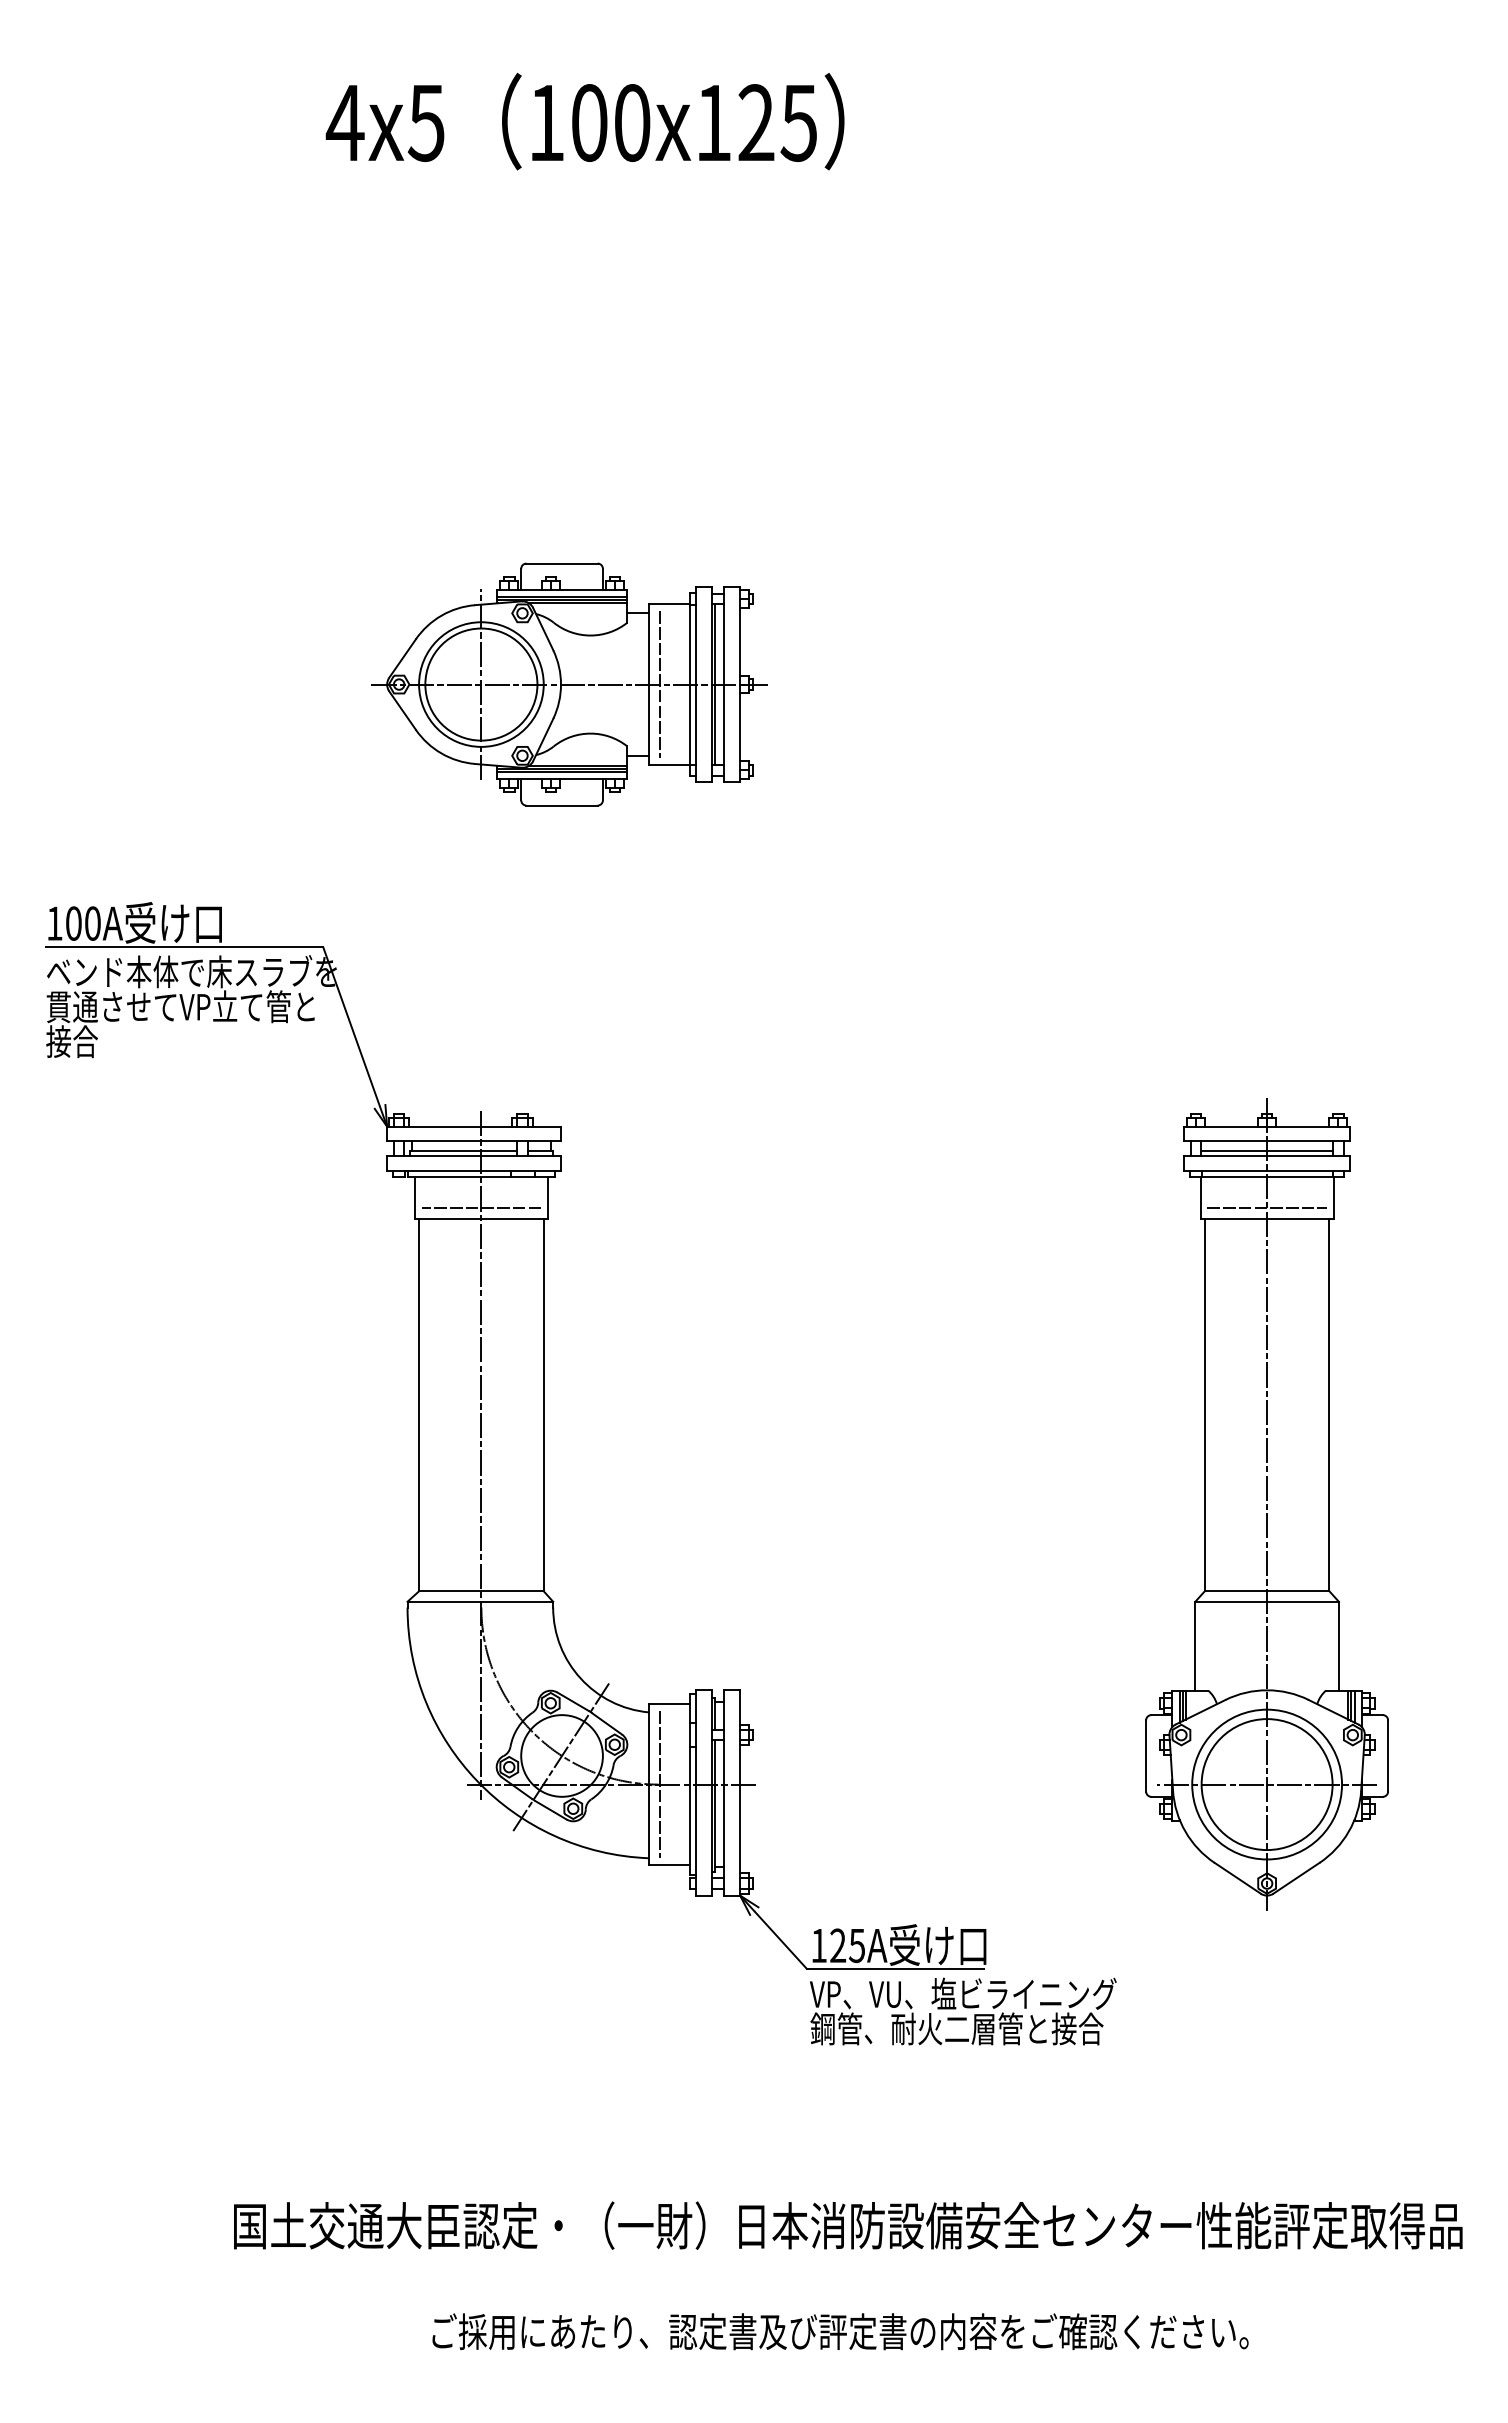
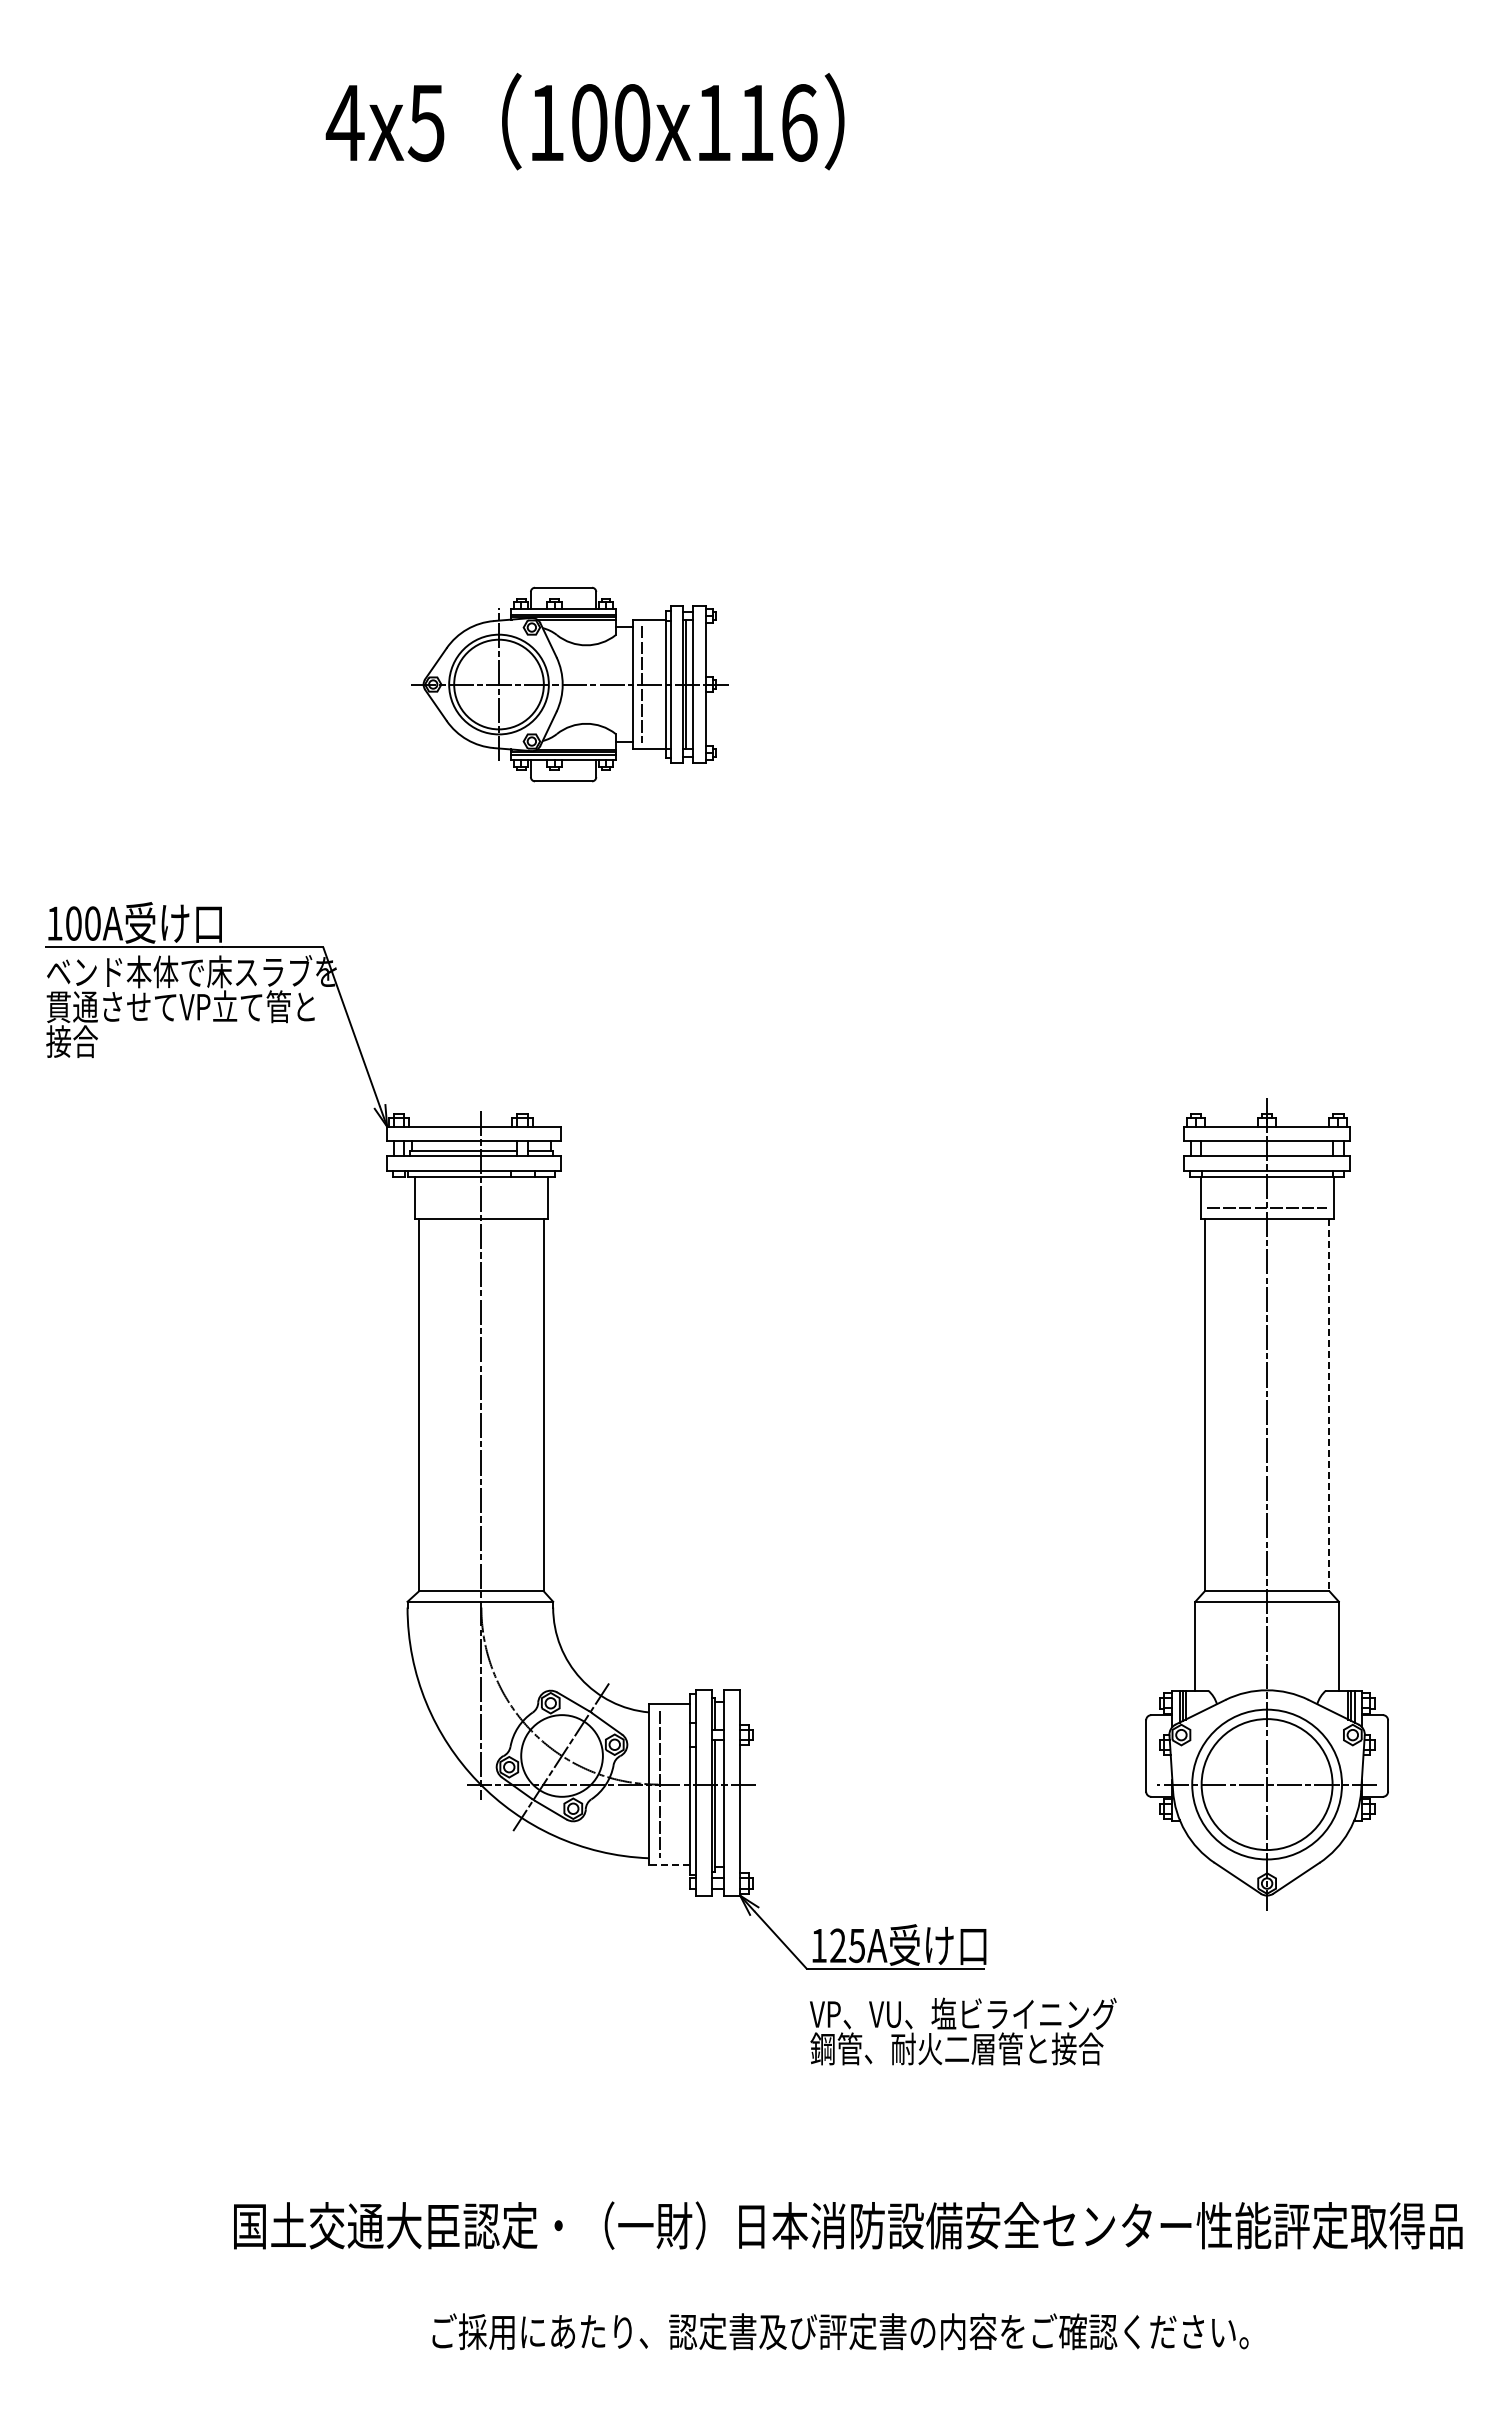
text: 100x125 -> 100x116 (777, 122)
part size: 397x245 px -> 318x197 px (569, 684)
line: present -> none (1267, 1150)
line: present -> none (481, 1208)
line: solid -> dashed (1329, 1405)
line: solid -> dashed (668, 1864)
text position: (963, 2011) -> (963, 2031) (963, 2031)
